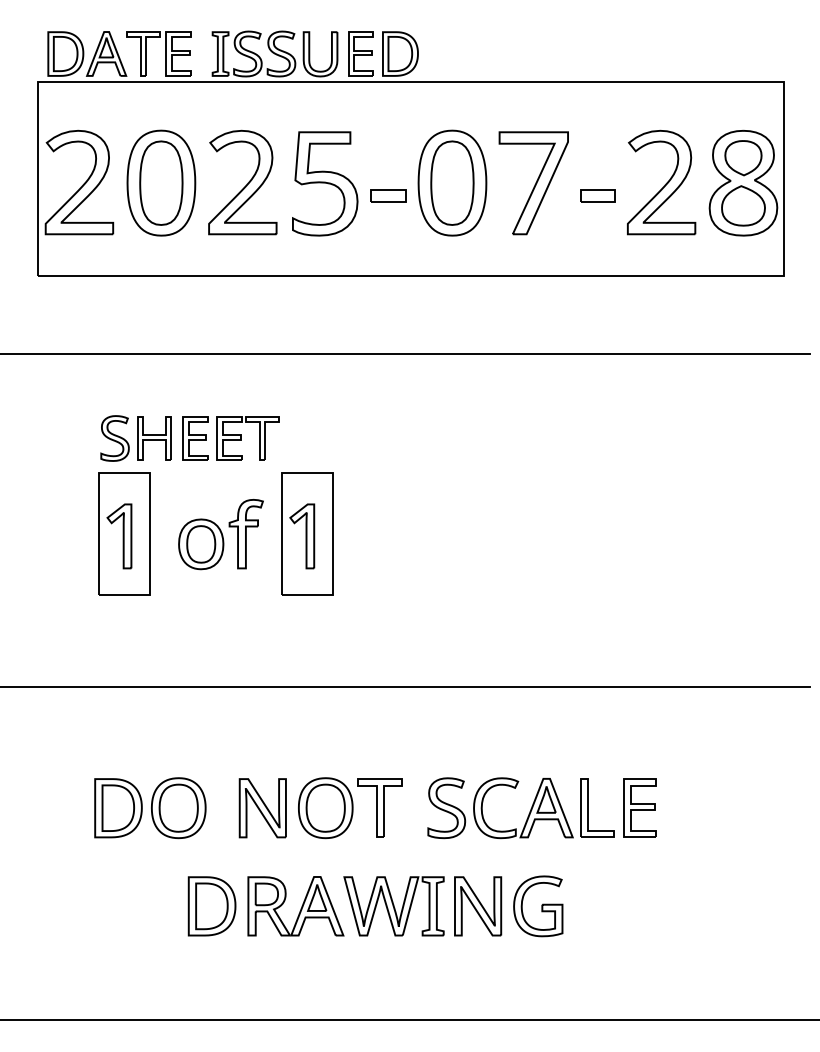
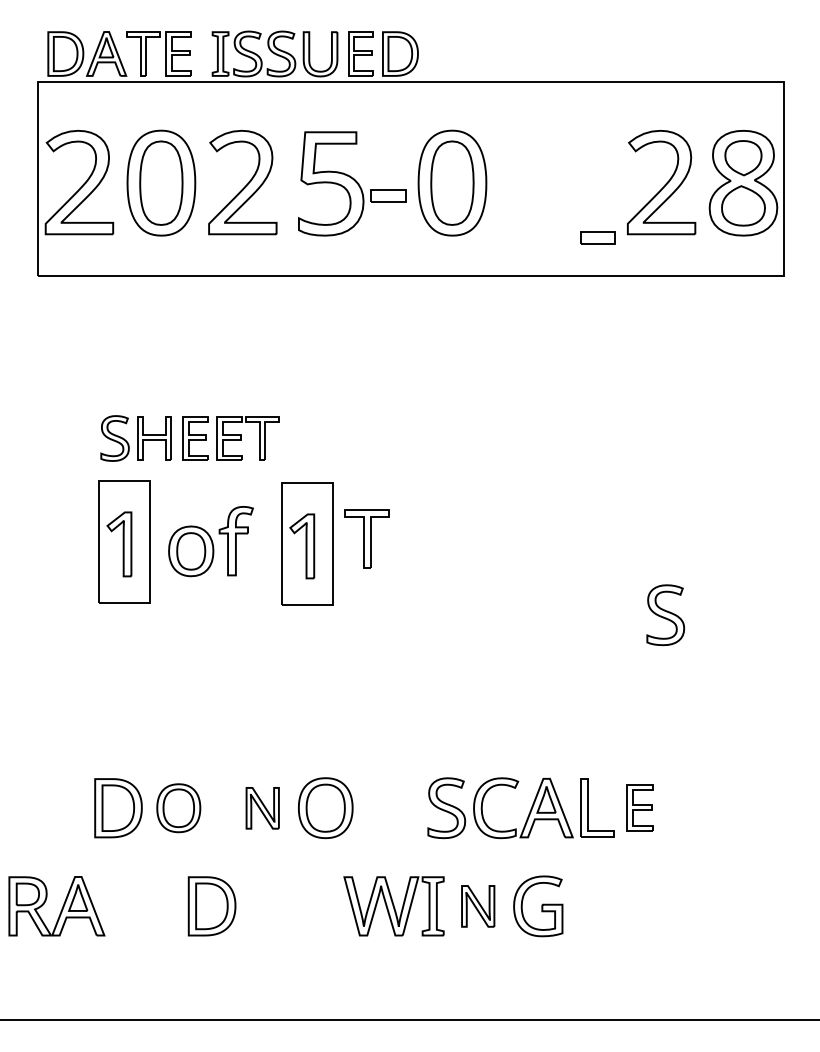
part position: (325, 183) -> (331, 183) (331, 183)
part: present -> none (533, 183)
part position: (597, 195) -> (597, 237) (597, 237)
line: present -> none (406, 354)
part position: (124, 533) -> (124, 541) (124, 541)
part position: (307, 533) -> (307, 543) (307, 543)
part position: (220, 534) -> (210, 541) (210, 541)
part: none -> present (665, 615)
line: present -> none (406, 686)
part position: (379, 807) -> (366, 538) (366, 538)
part size: 34x60 px -> 28x48 px (639, 807)
part size: 56x63 px -> 46x51 px (178, 808)
part size: 49x61 px -> 35x43 px (262, 808)
part position: (295, 906) -> (56, 906) (56, 906)
part size: 49x61 px -> 35x43 px (478, 906)
